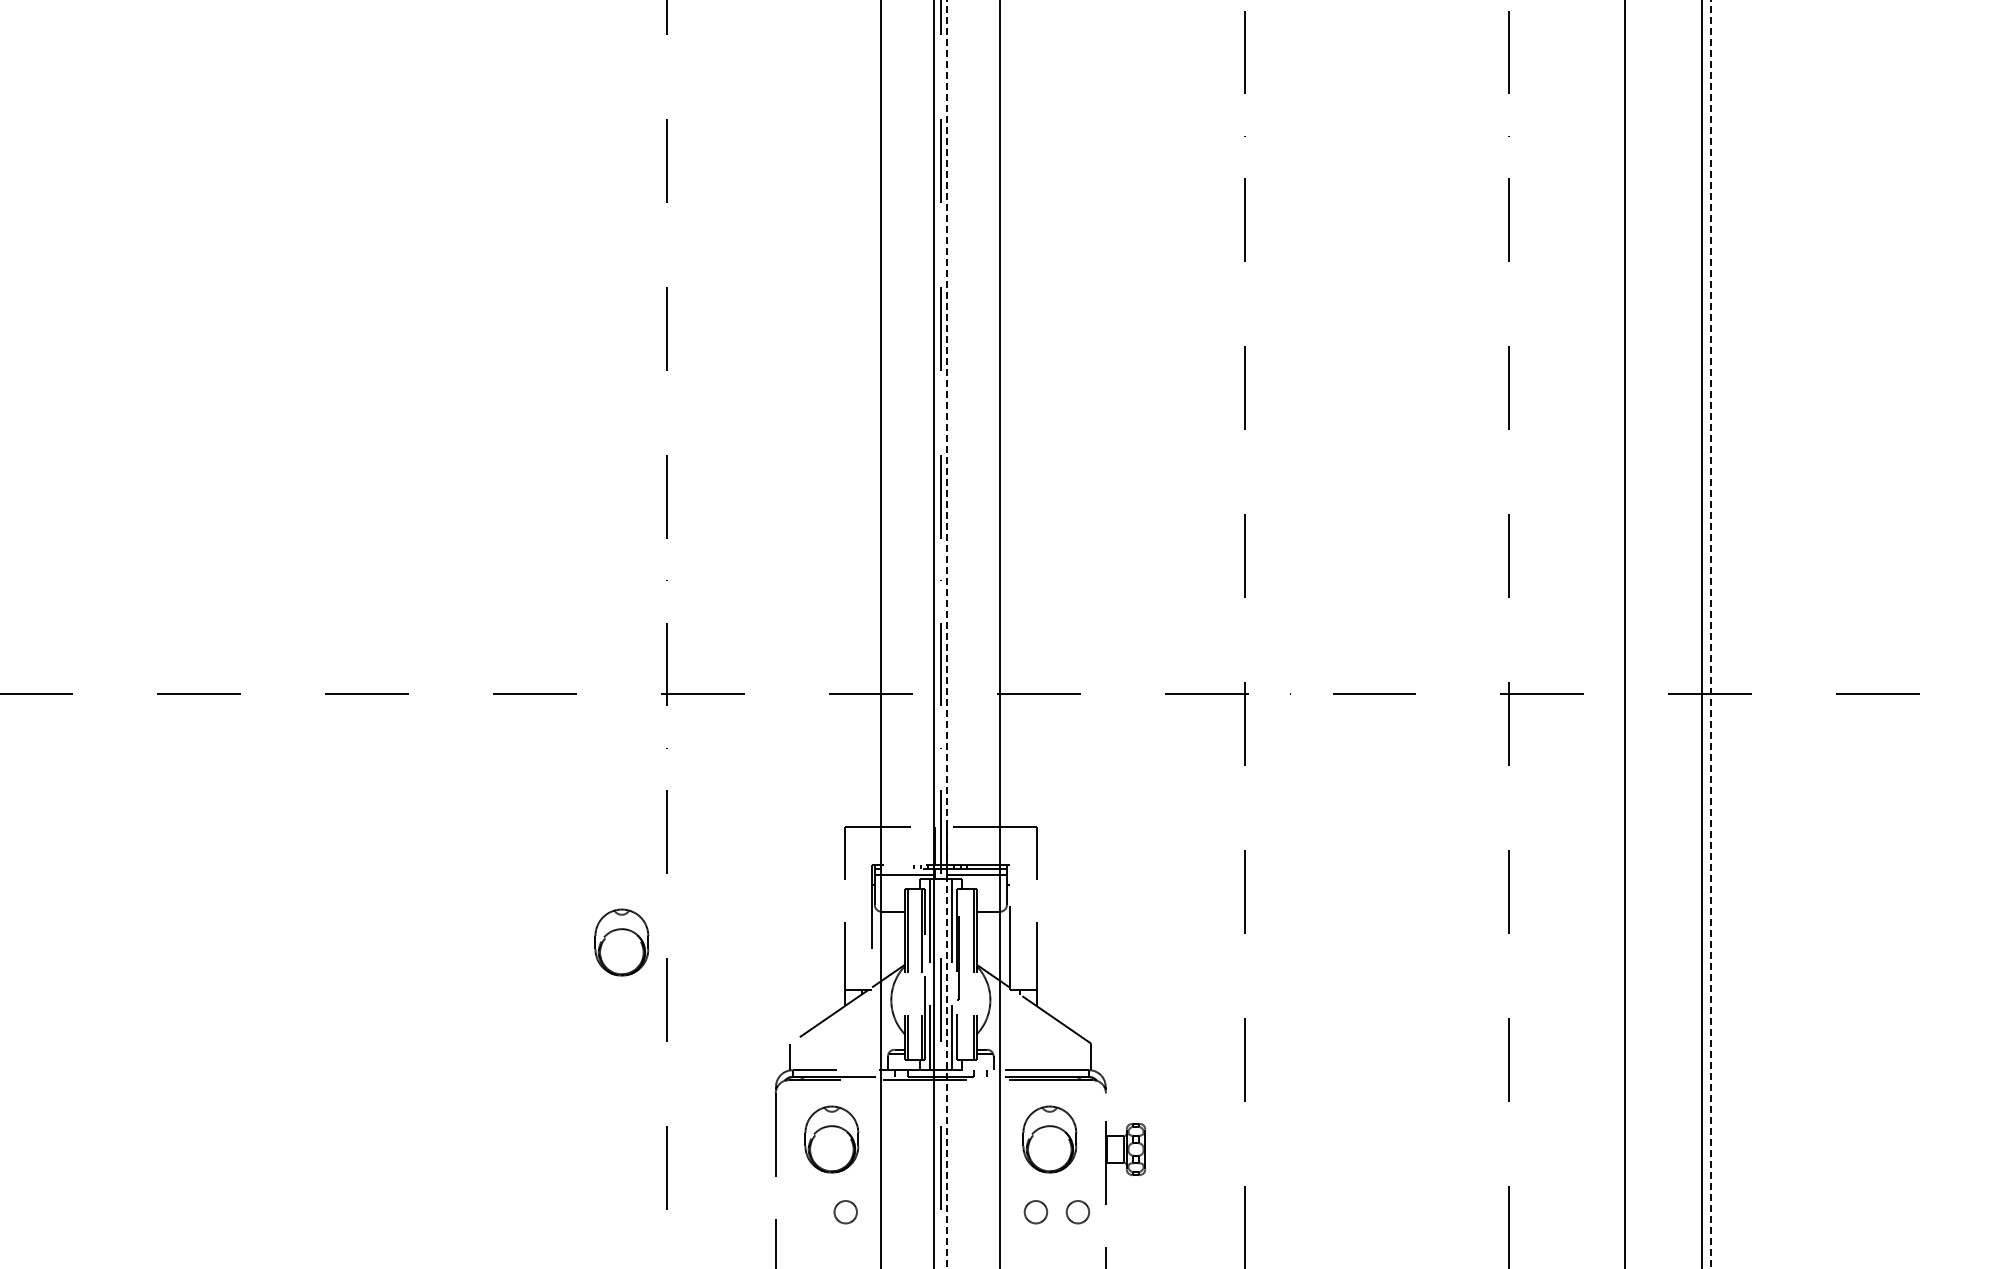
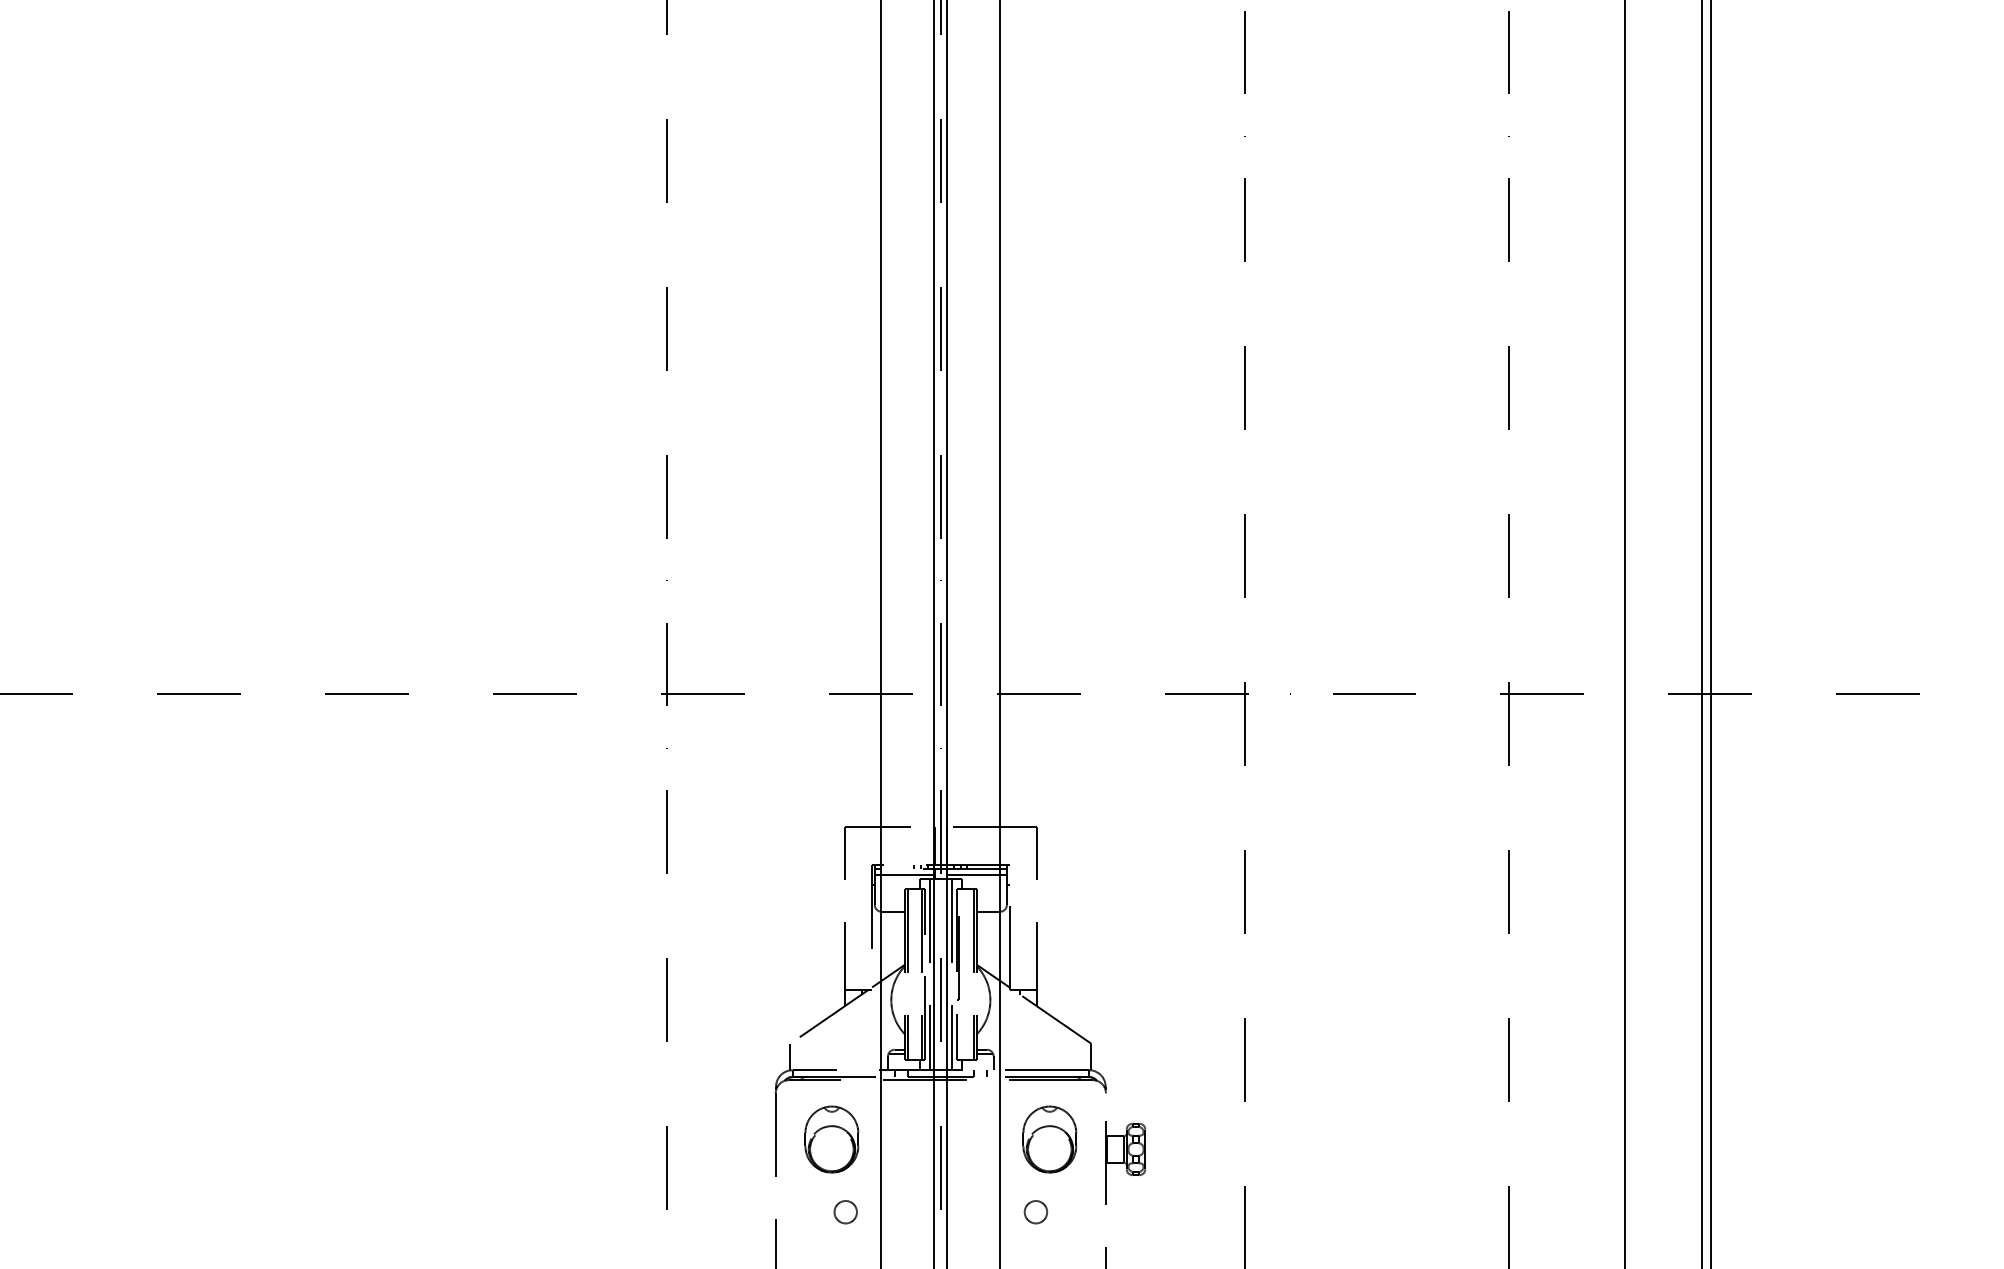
line: dashed -> solid (947, 634)
line: dashed -> solid (1710, 634)
part: present -> none (621, 942)
circle: present -> none (1077, 1212)
